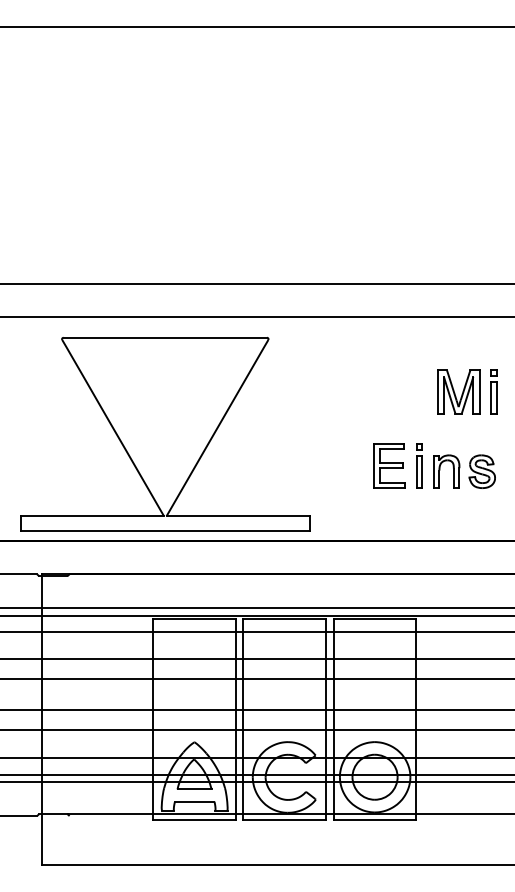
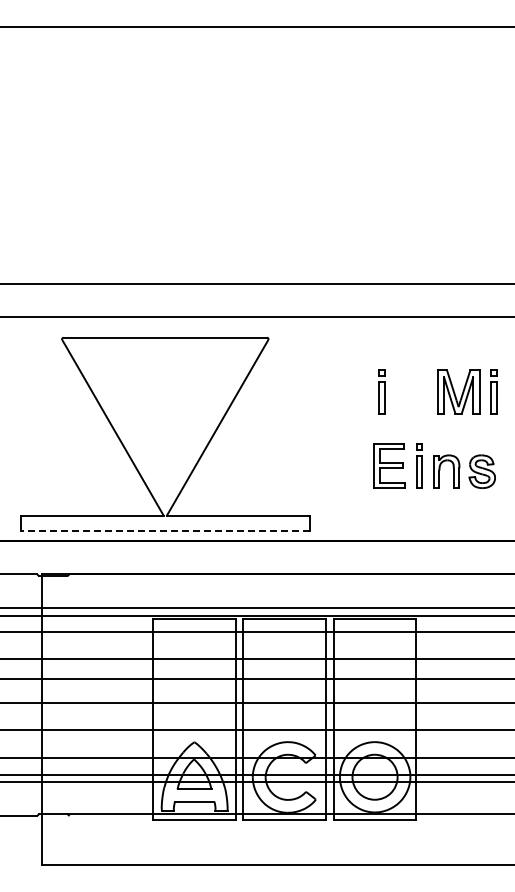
part: none -> present (381, 391)
line: solid -> dashed (165, 530)
line position: (256, 710) -> (256, 703) (256, 703)
